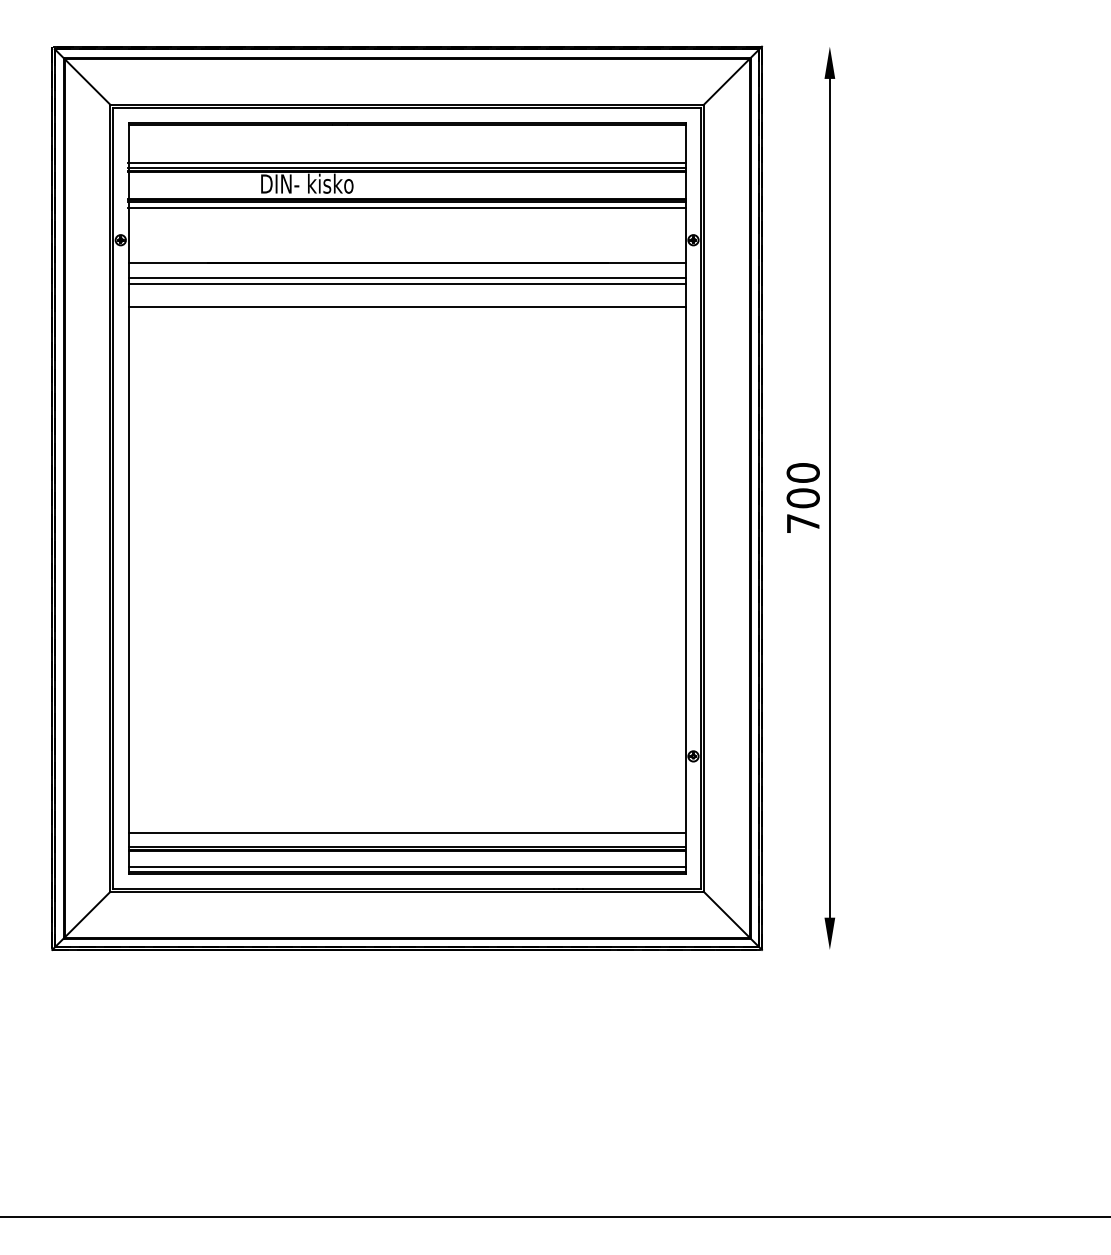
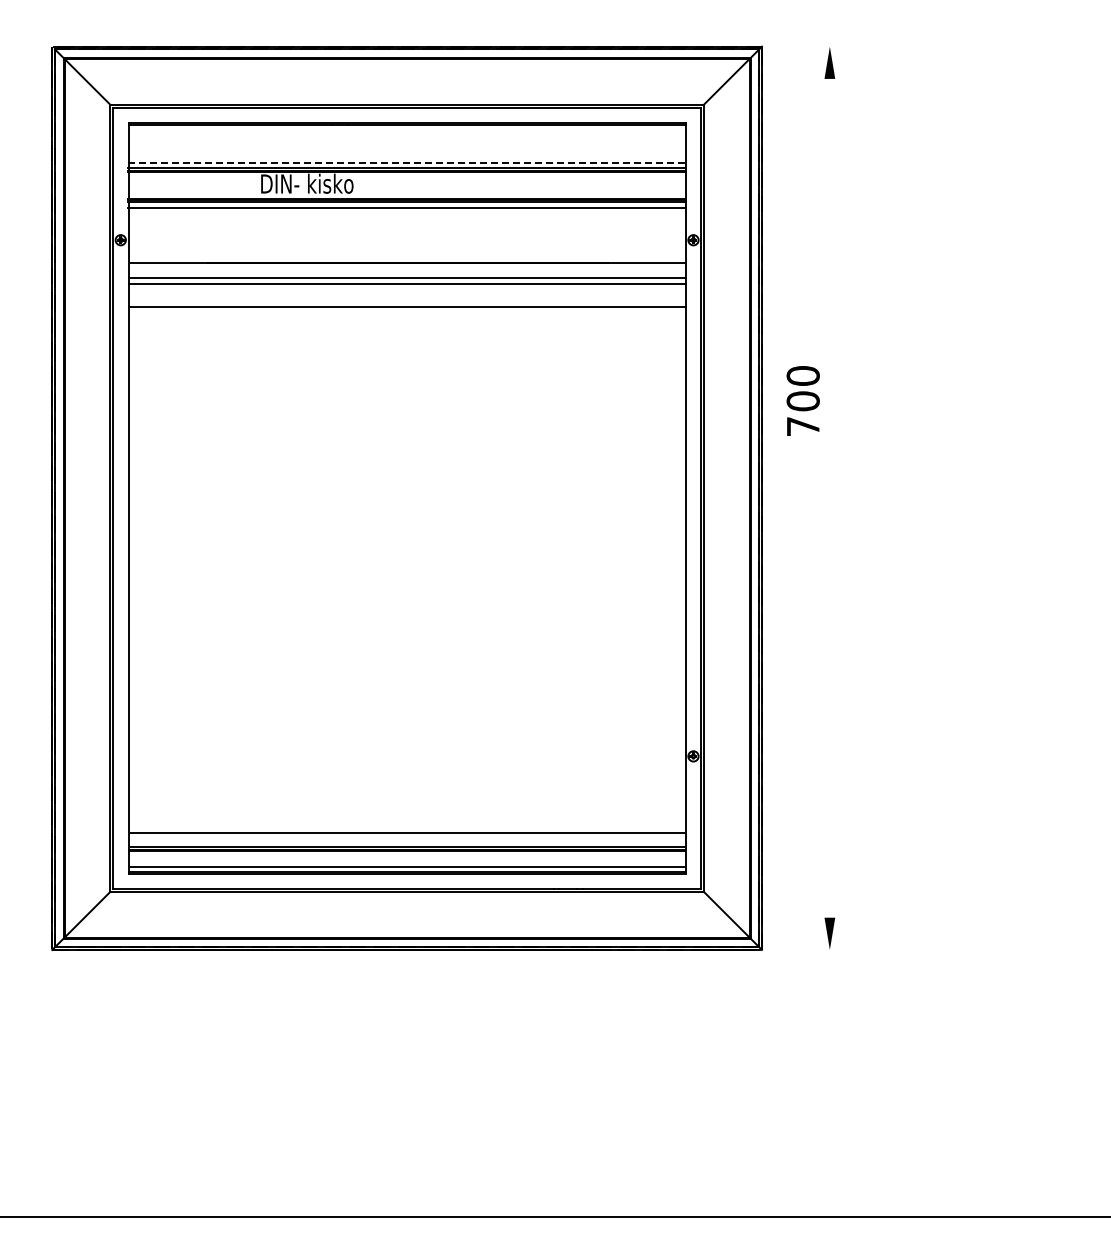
line: solid -> dashed (407, 162)
text position: (802, 497) -> (802, 400) (802, 400)
line: present -> none (829, 497)
